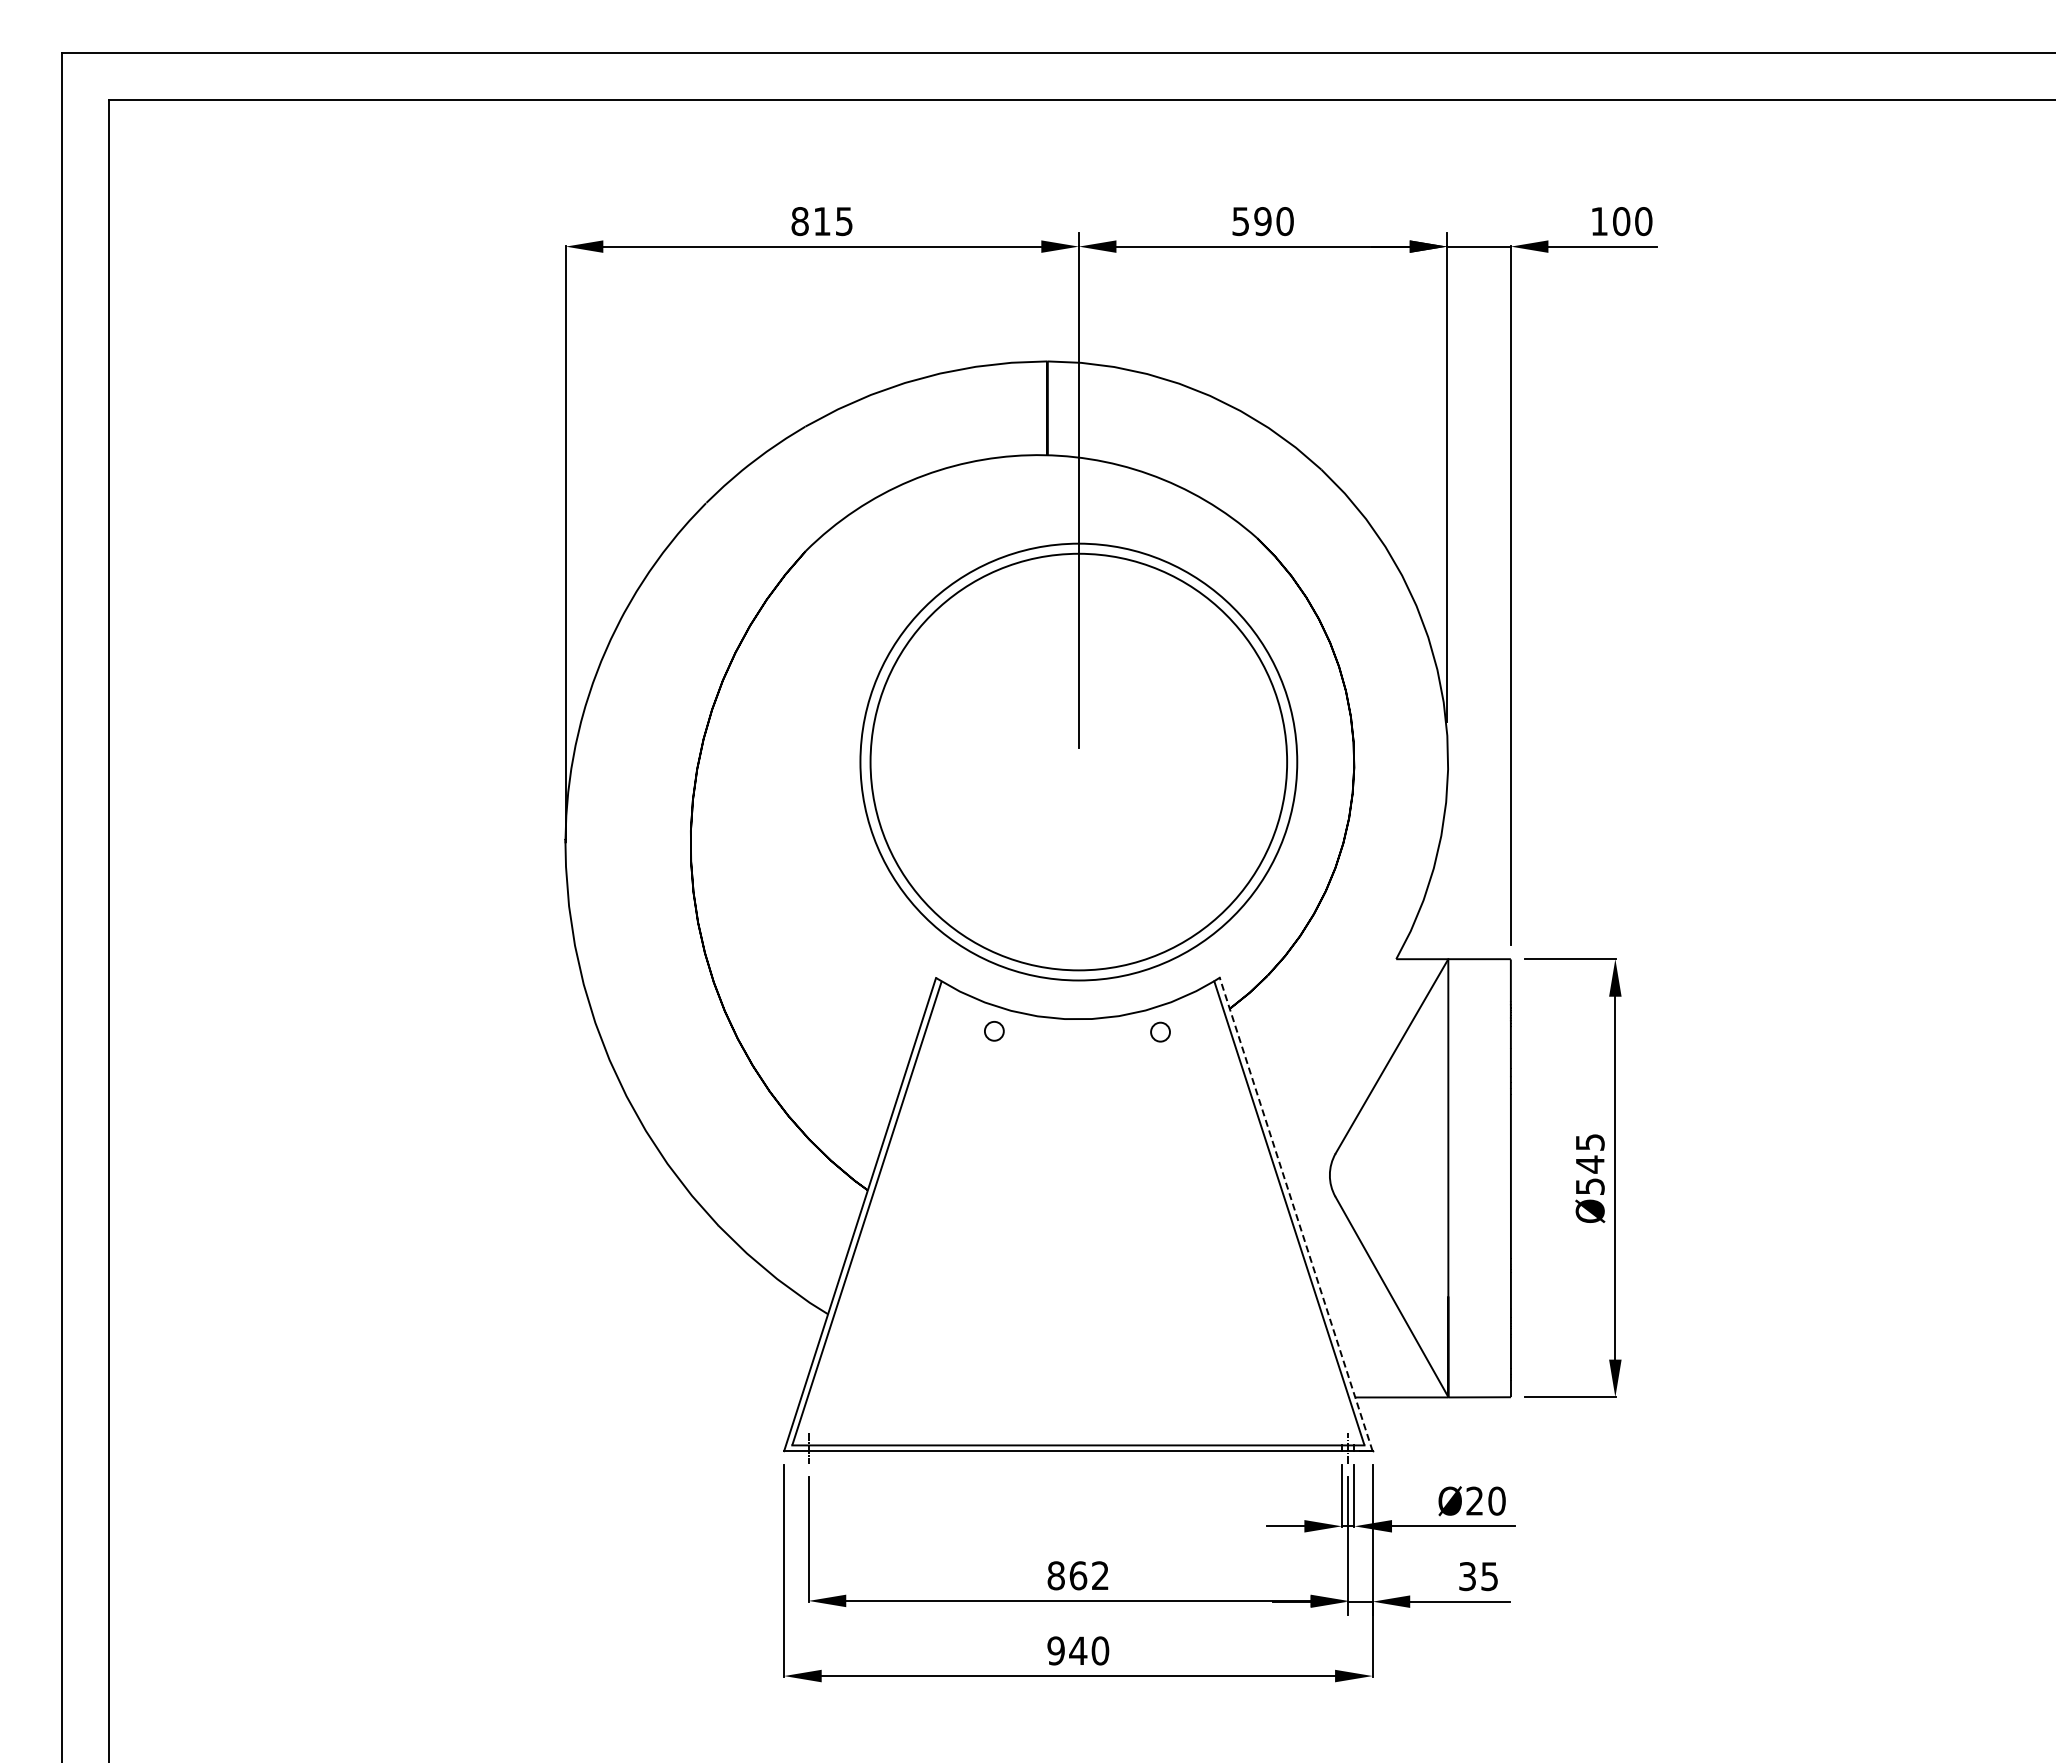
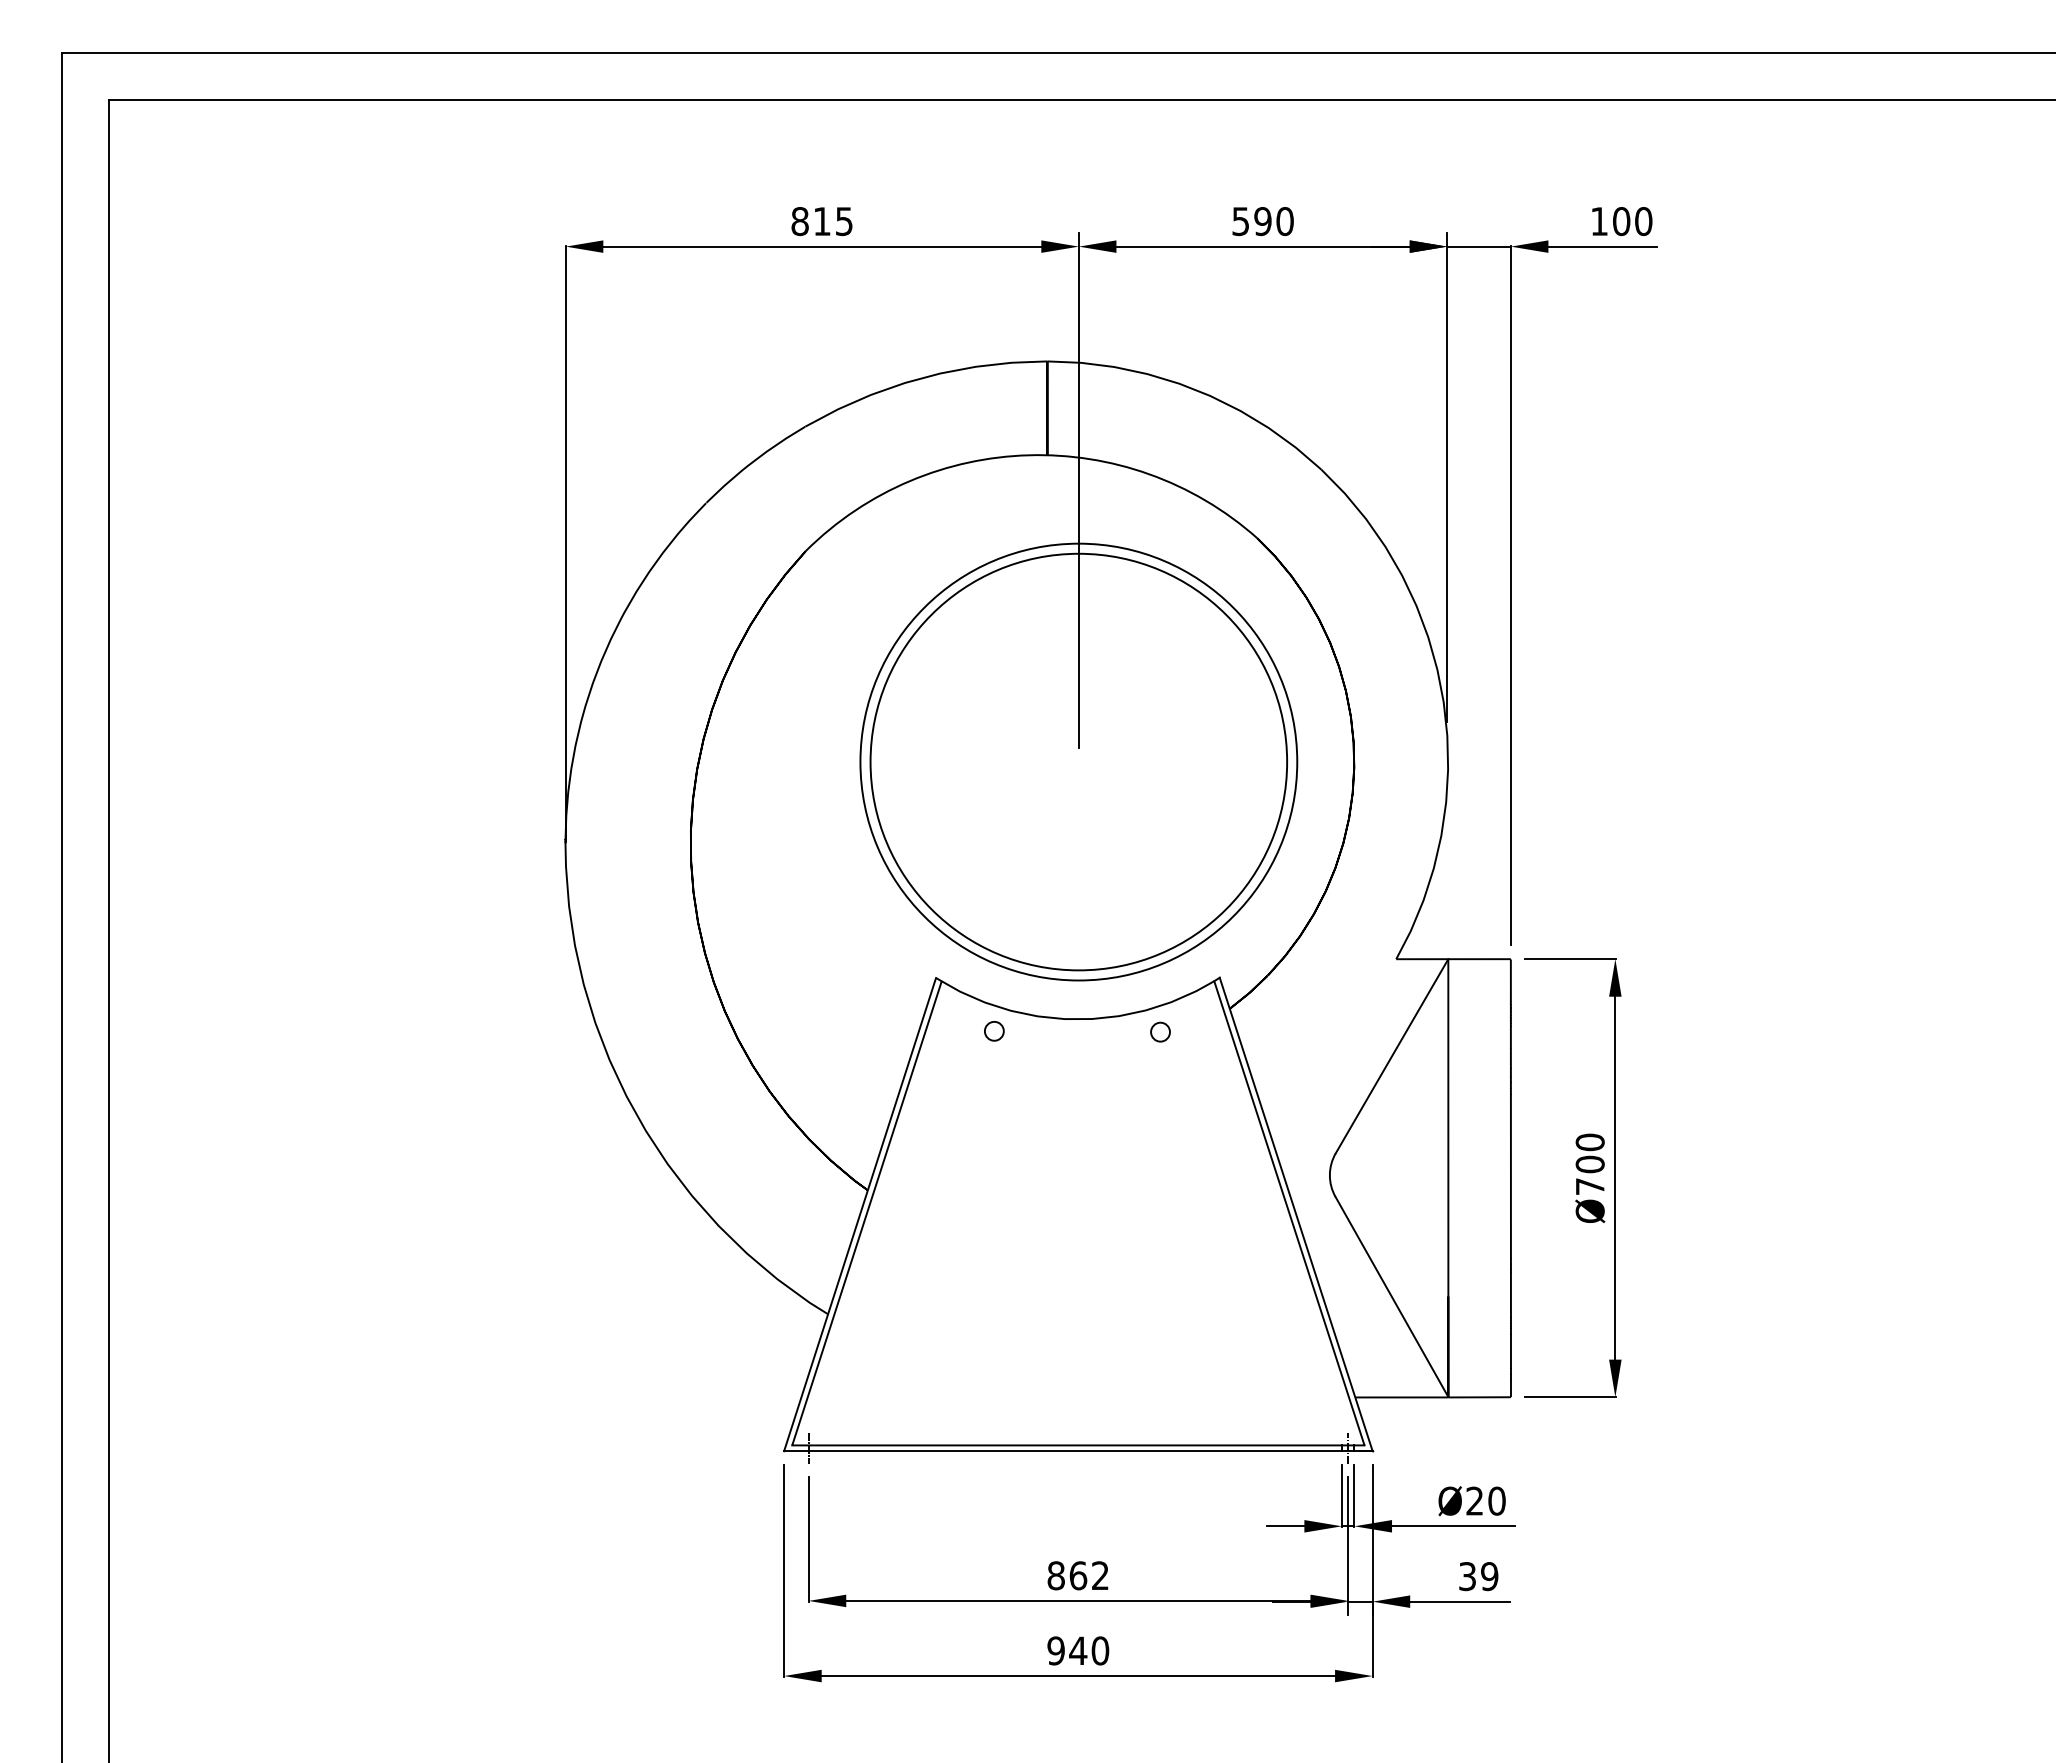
text: Ø545 -> Ø700 (1589, 1163)
line: dashed -> solid (1296, 1214)
text: 35 -> 39 (1489, 1576)
